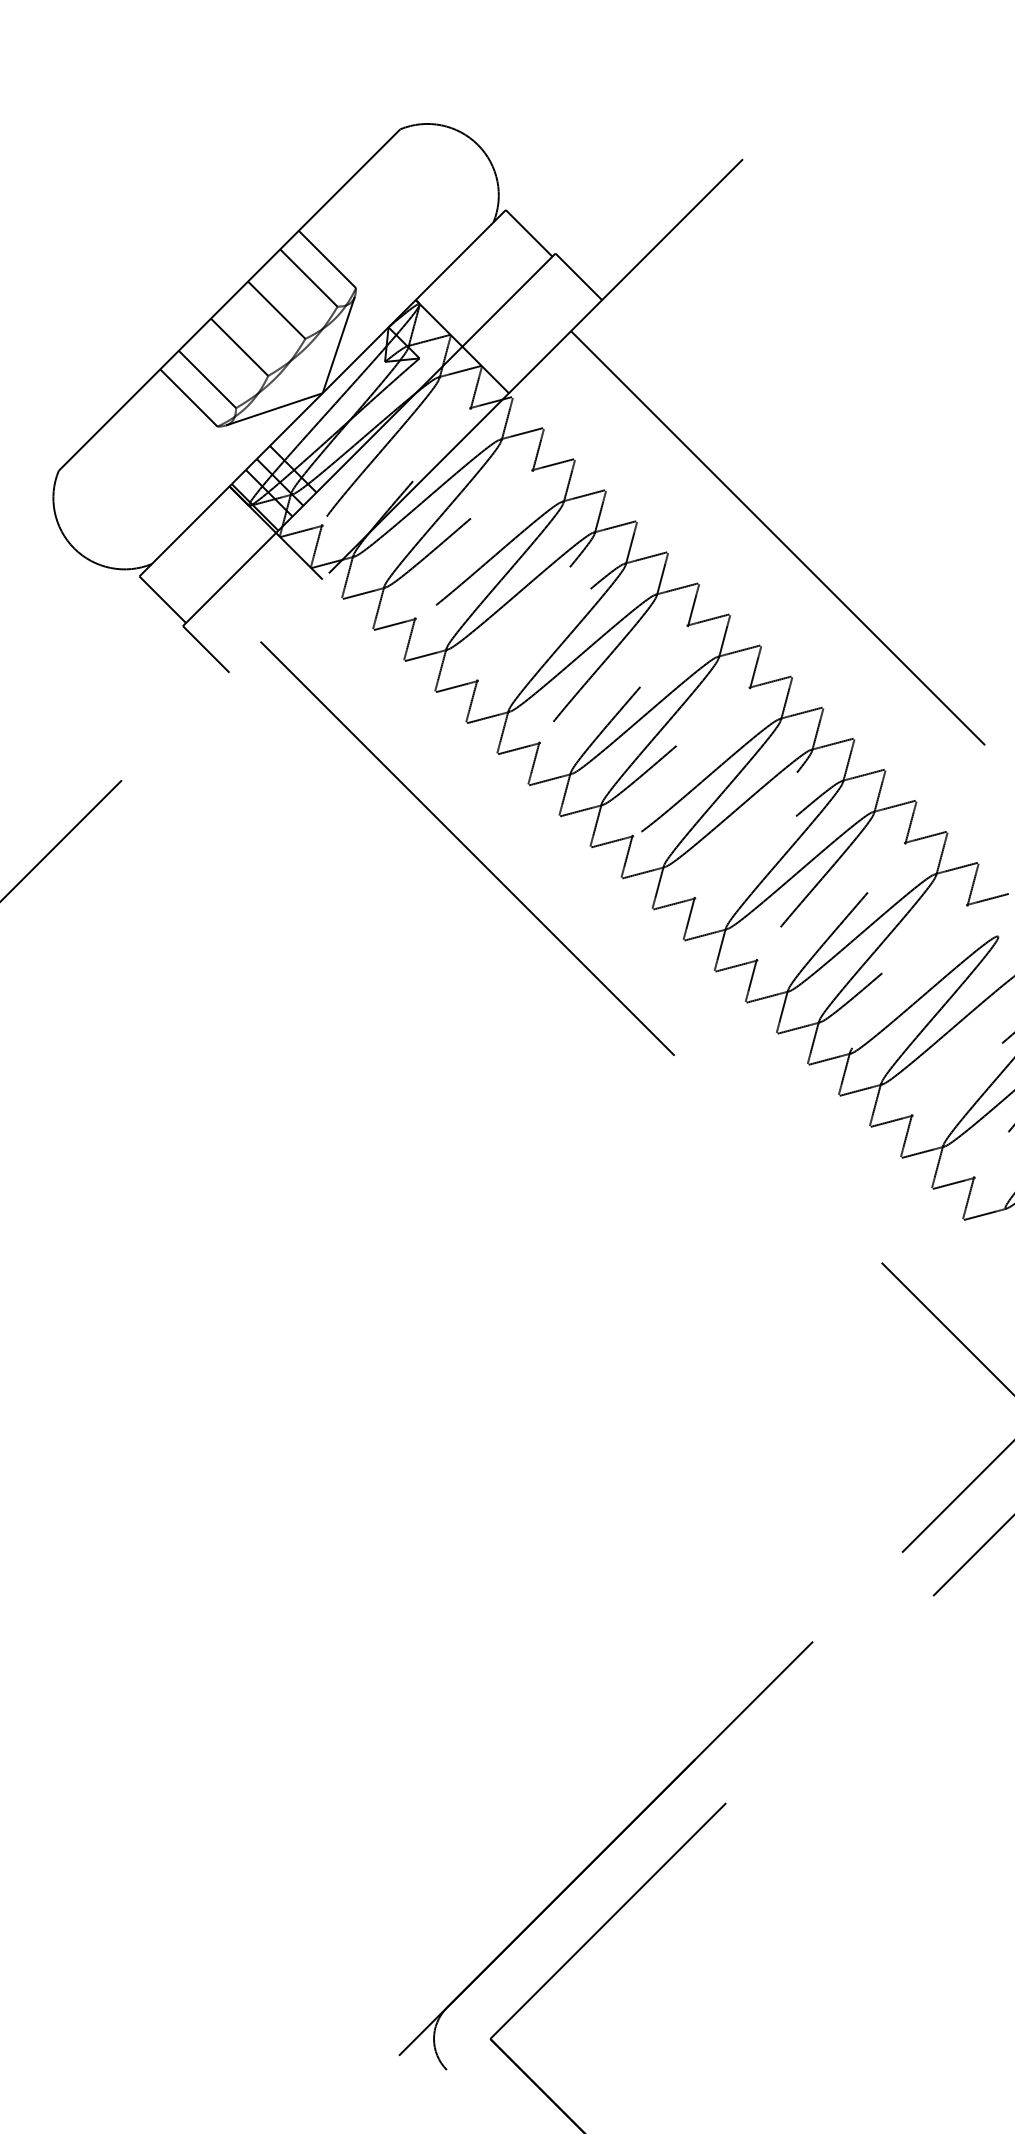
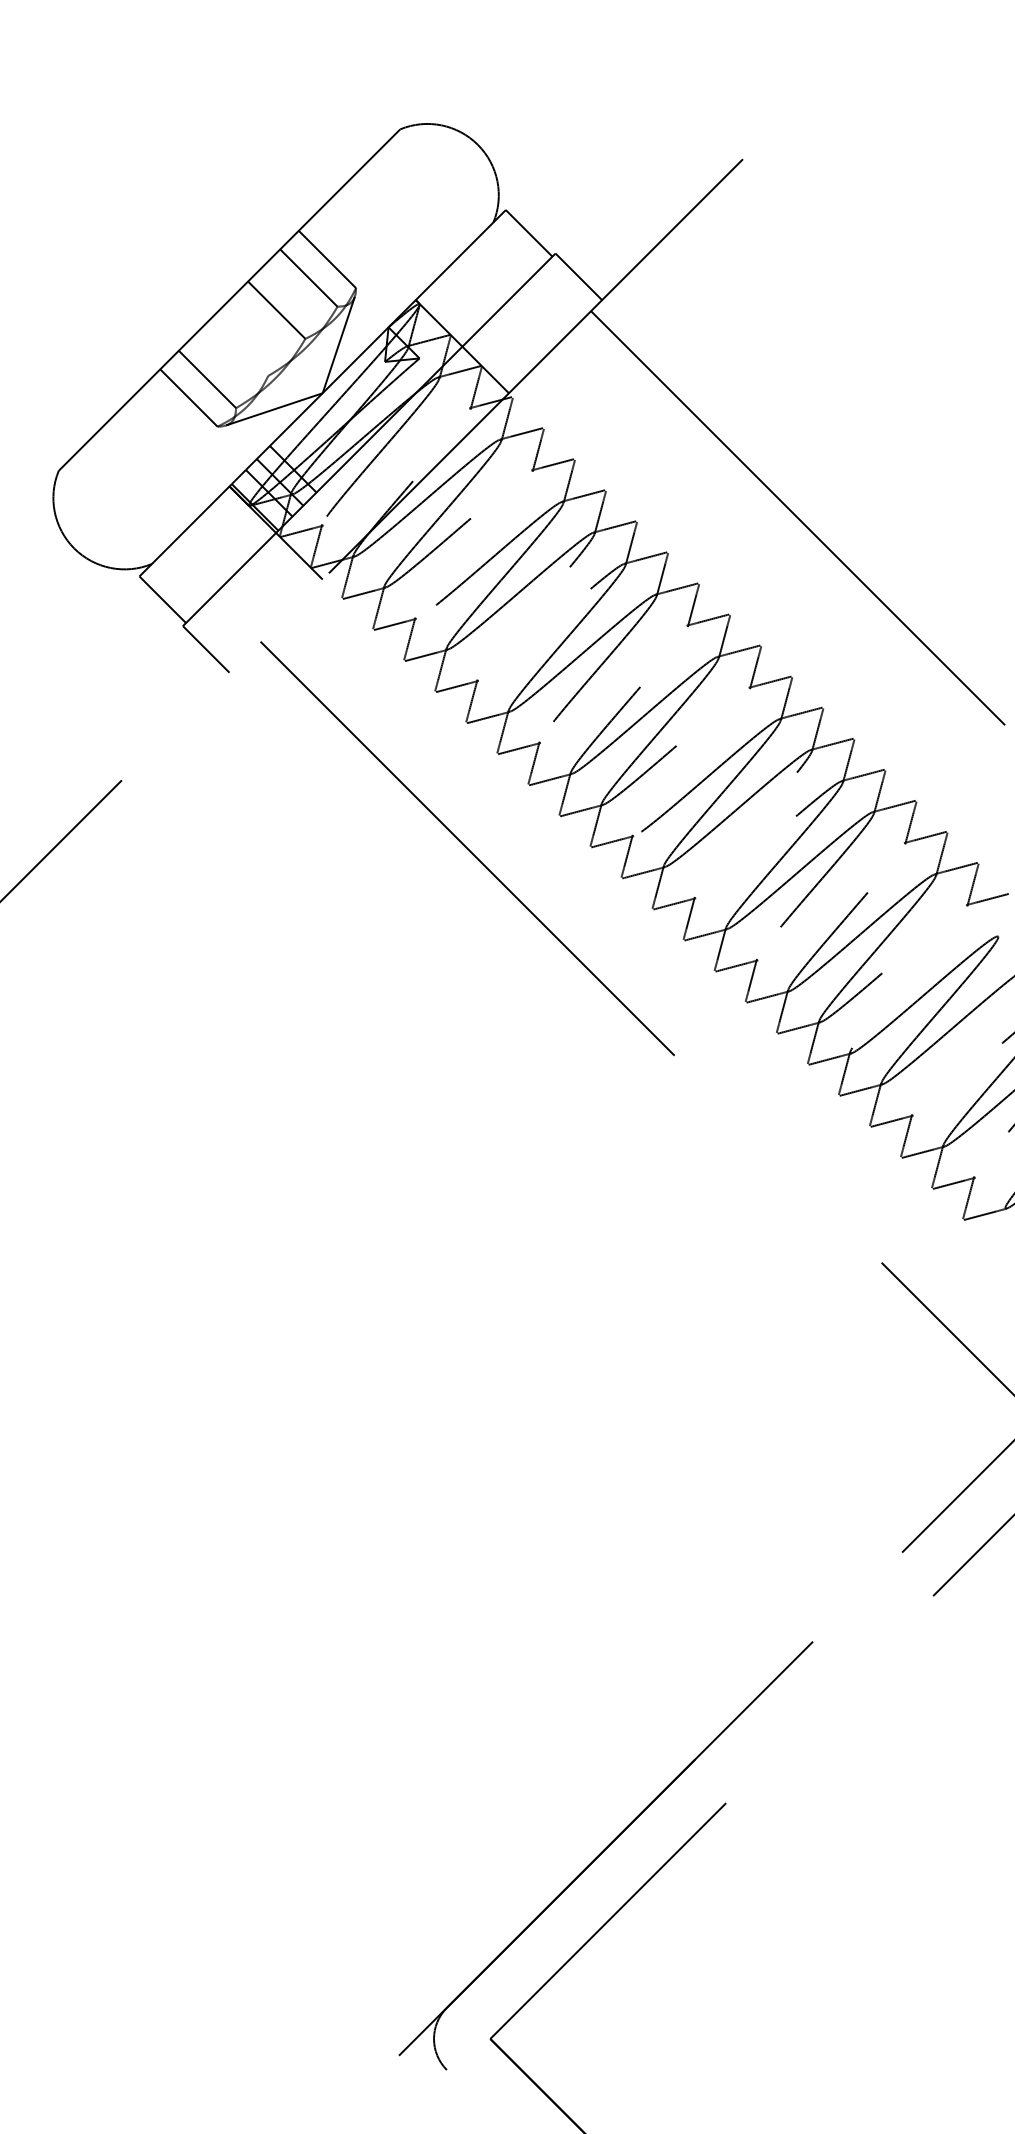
line: present -> none (239, 346)
line position: (791, 551) -> (801, 521) (801, 521)
